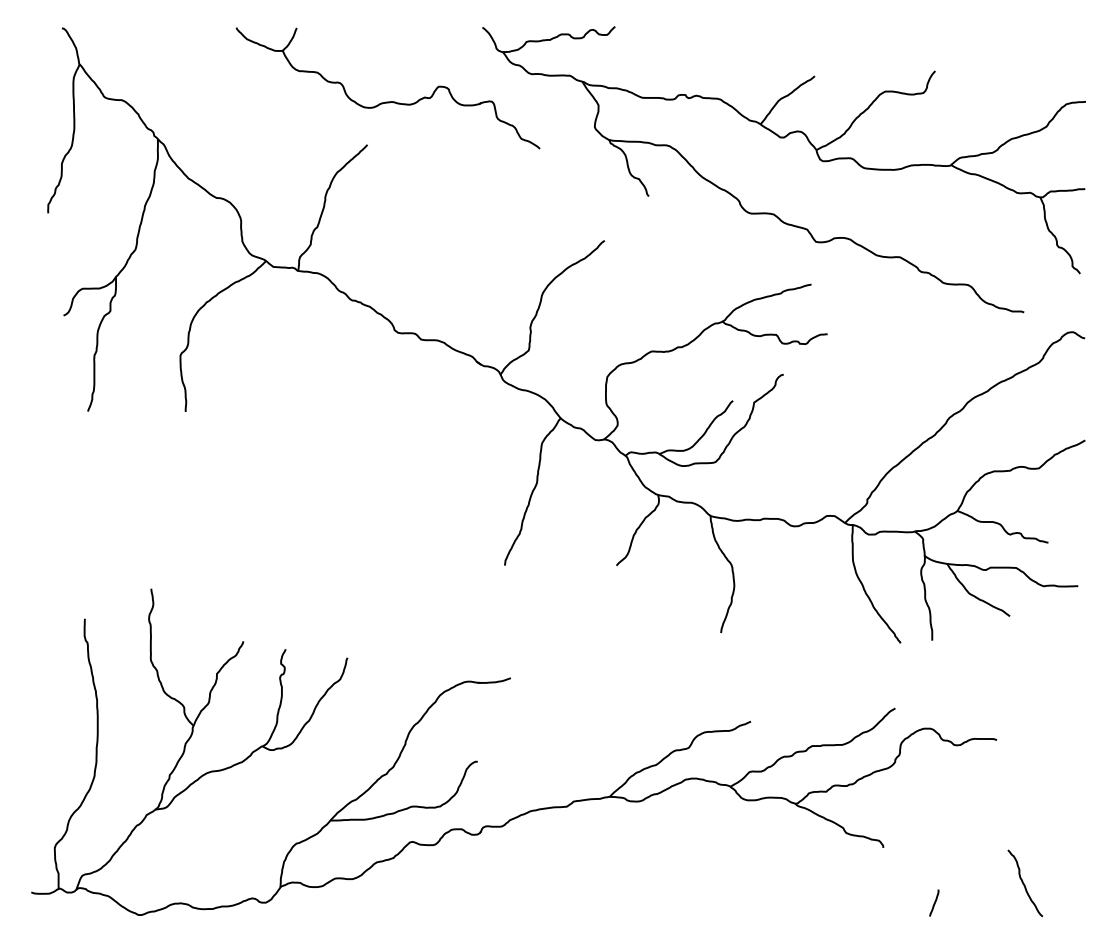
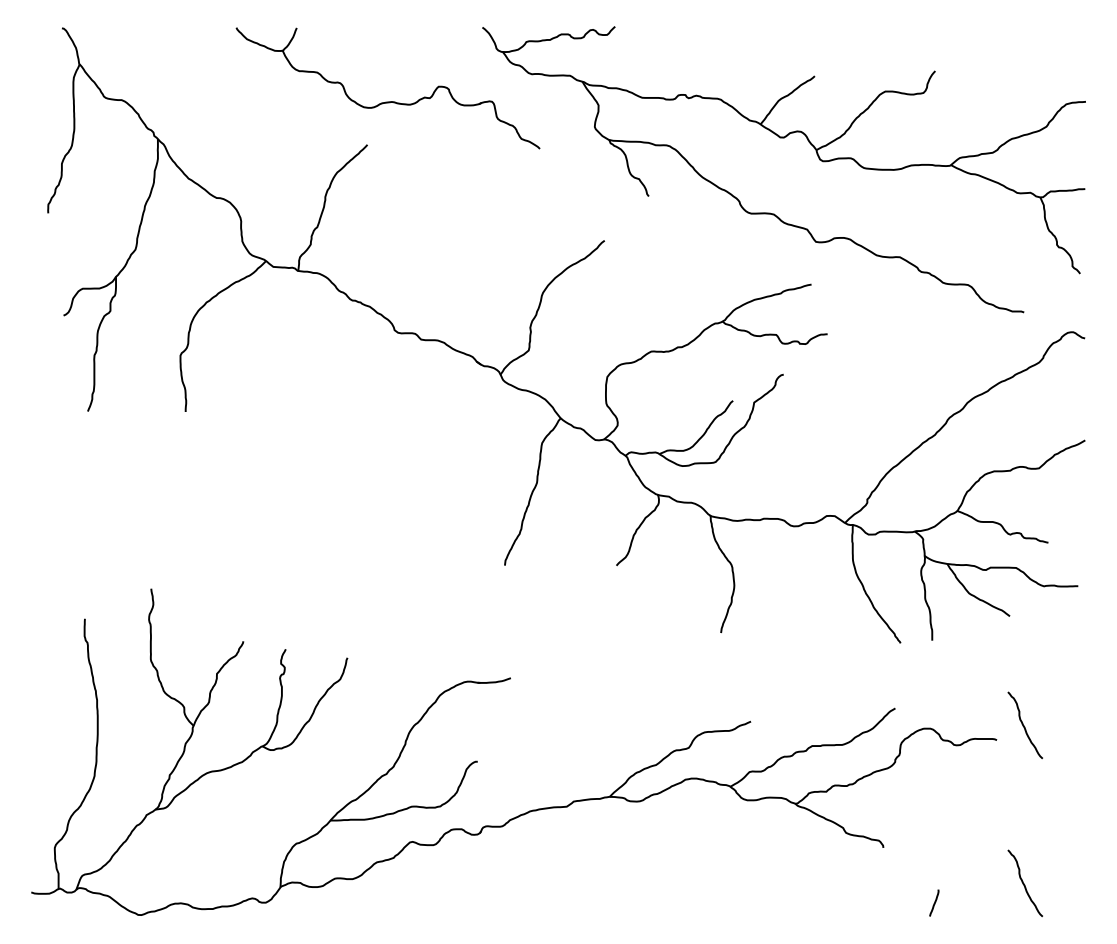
curve: none -> present (1024, 725)
